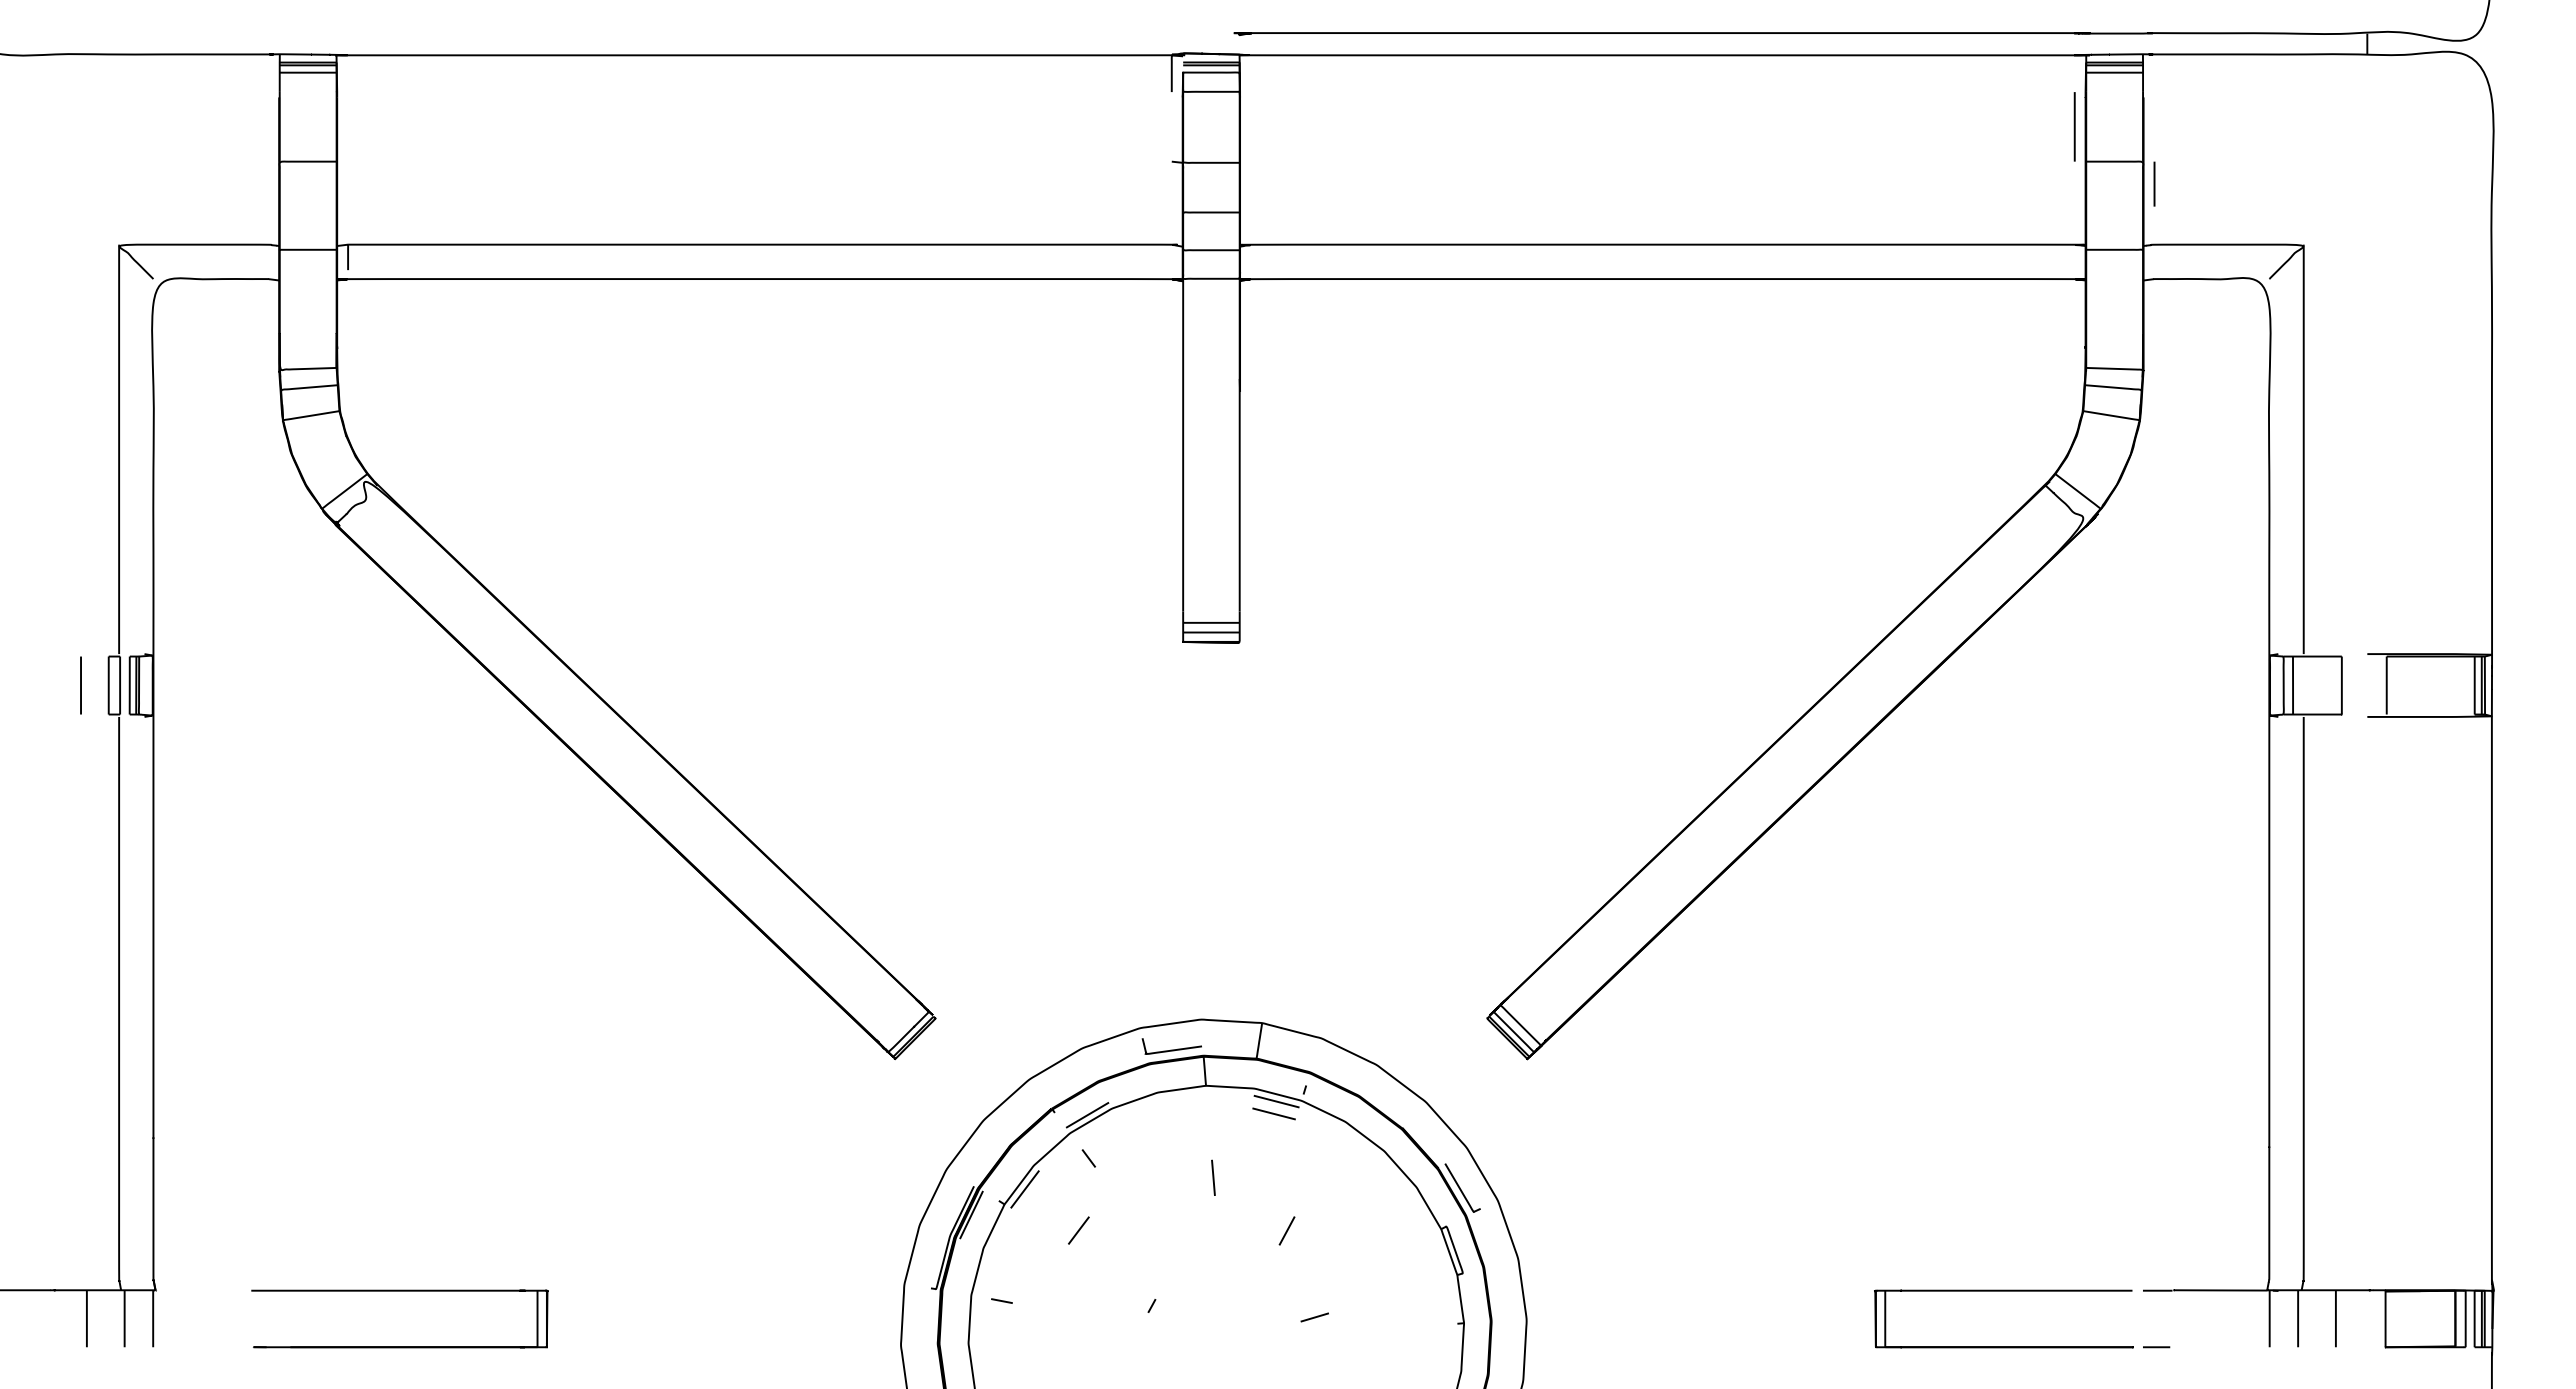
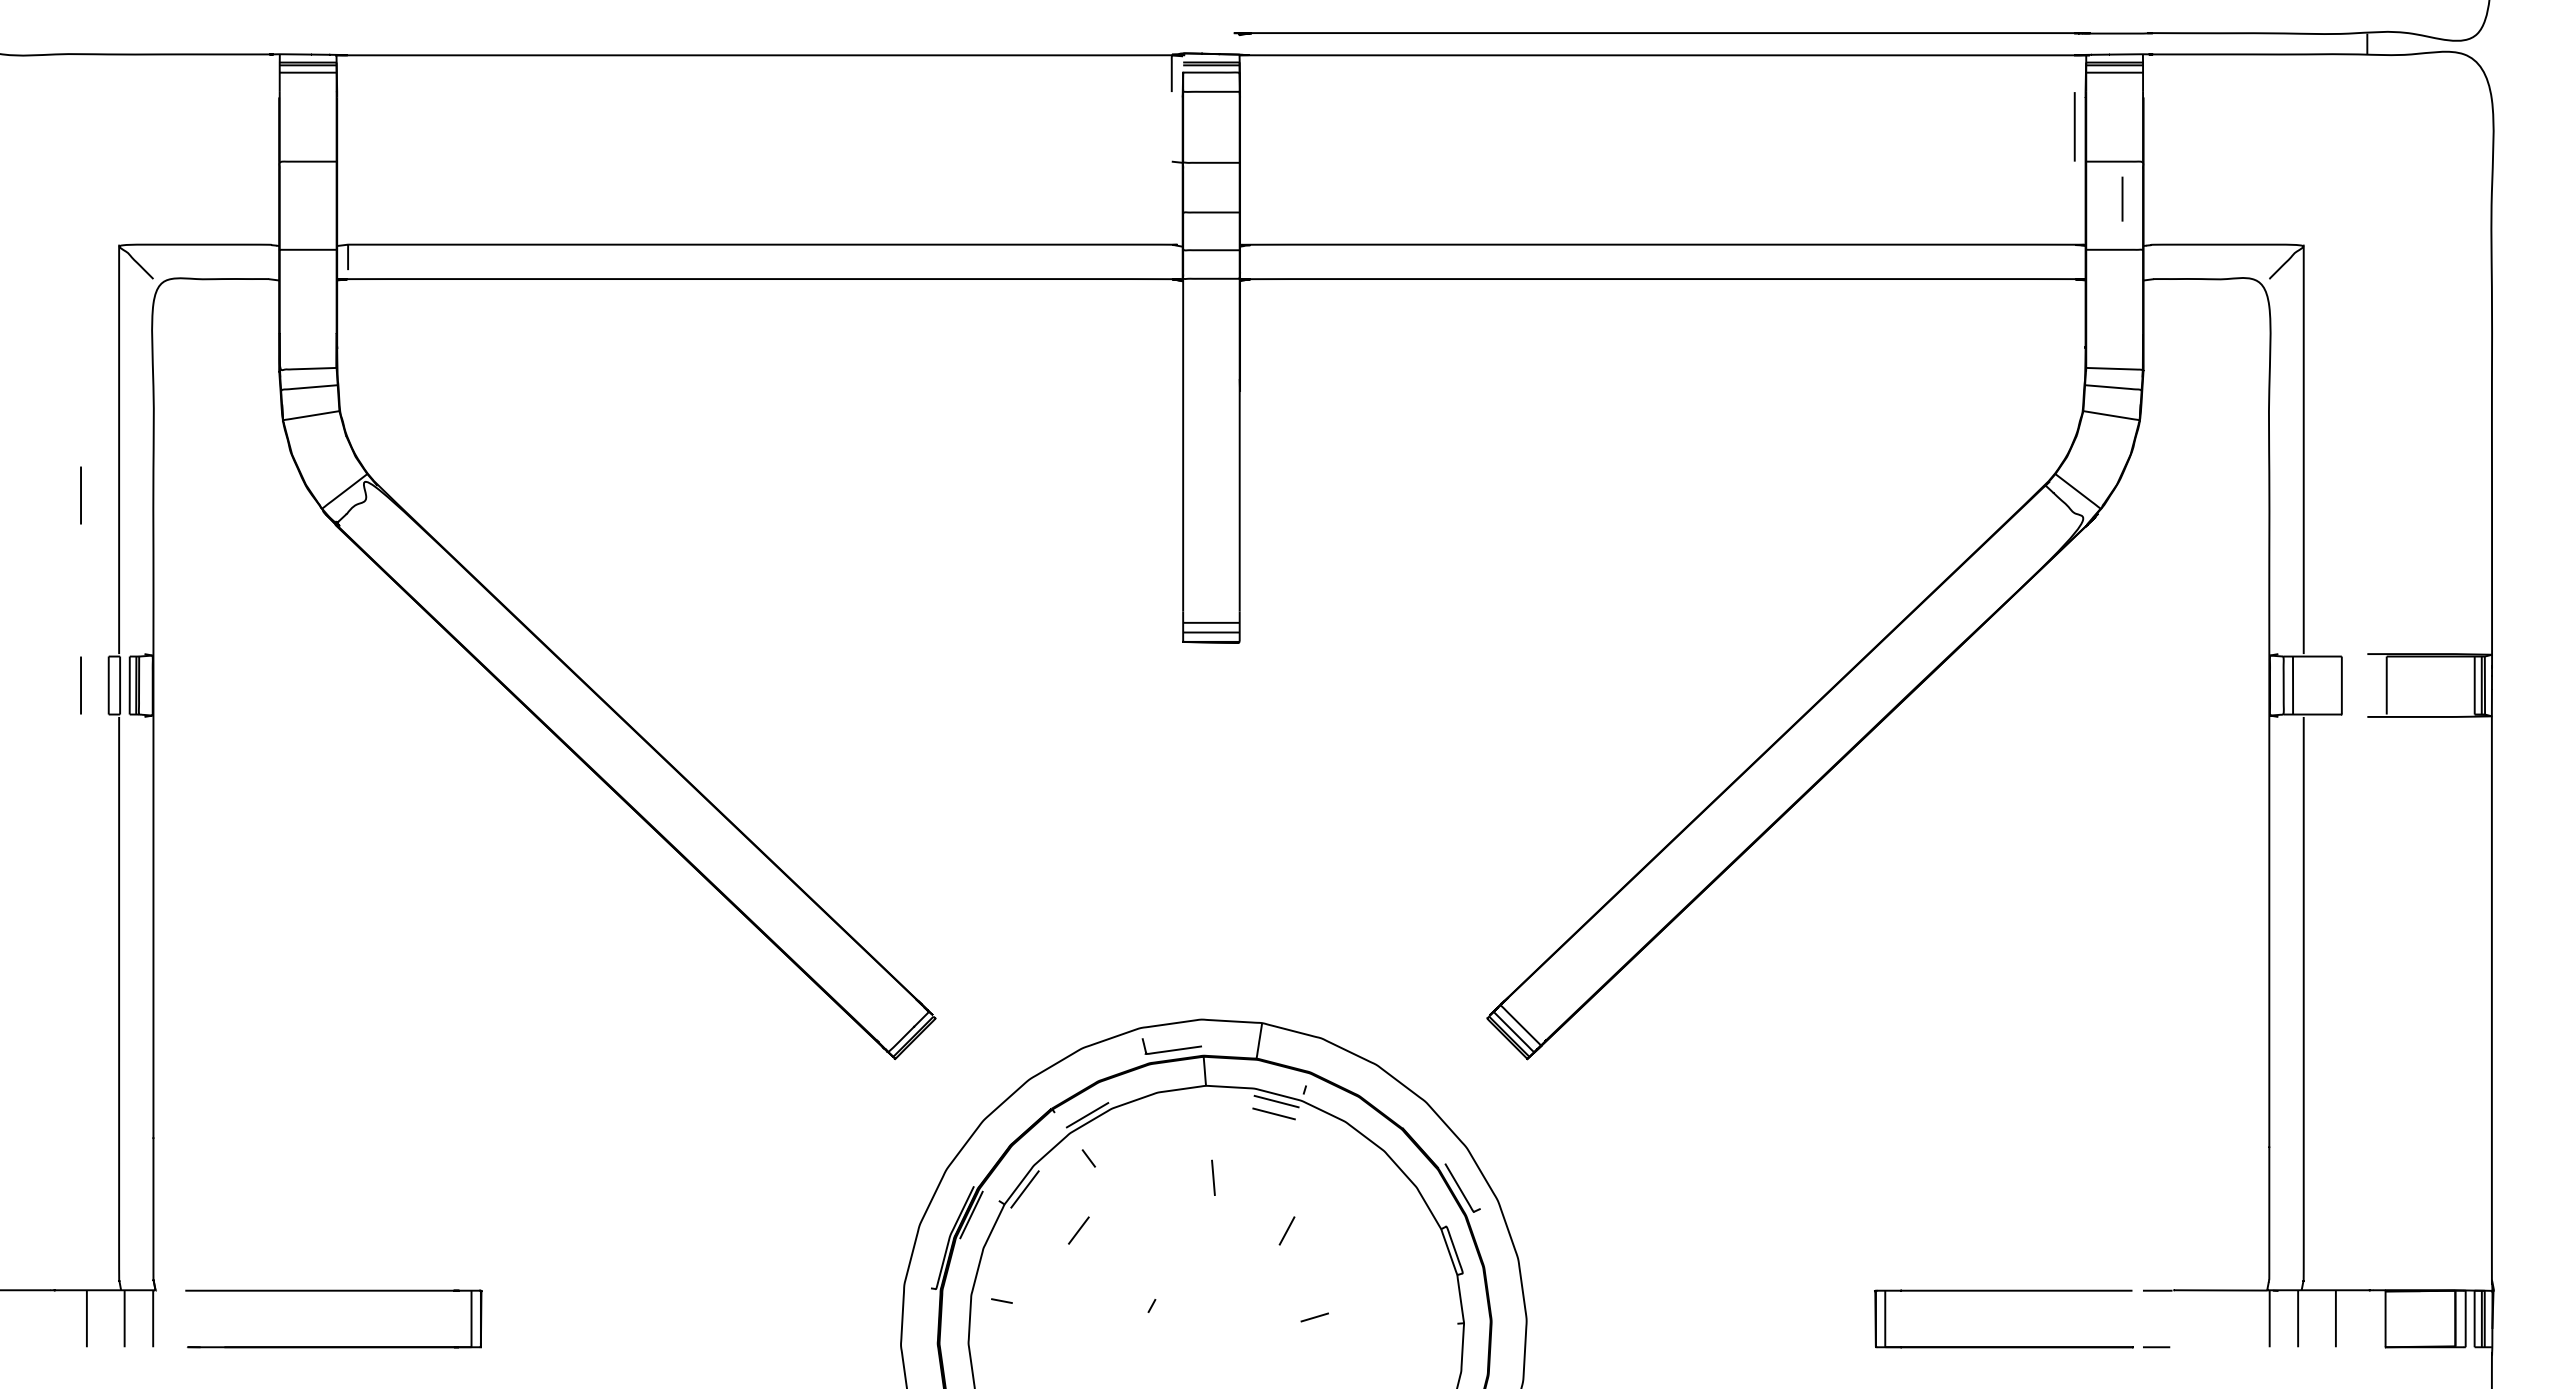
line position: (2154, 183) -> (2122, 198) (2122, 198)
line: none -> present (80, 495)
part position: (399, 1291) -> (333, 1291) (333, 1291)
